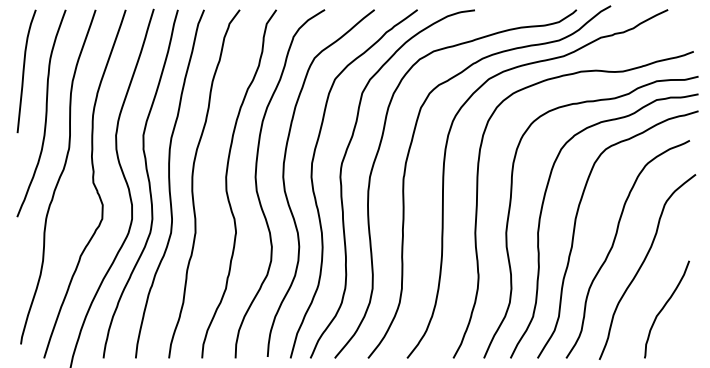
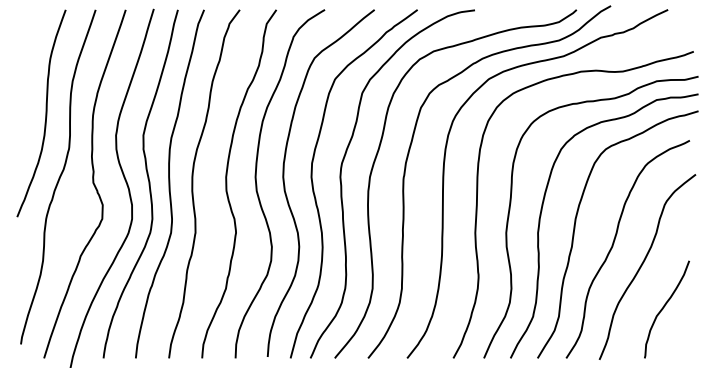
curve: present -> none (24, 71)
